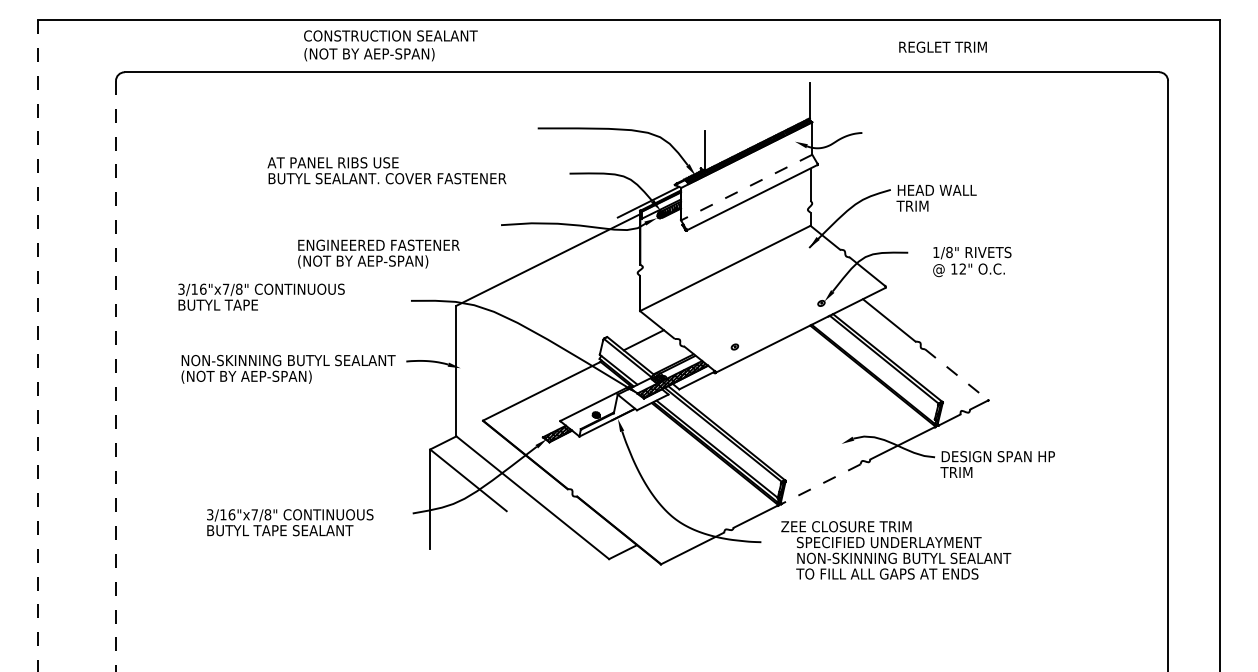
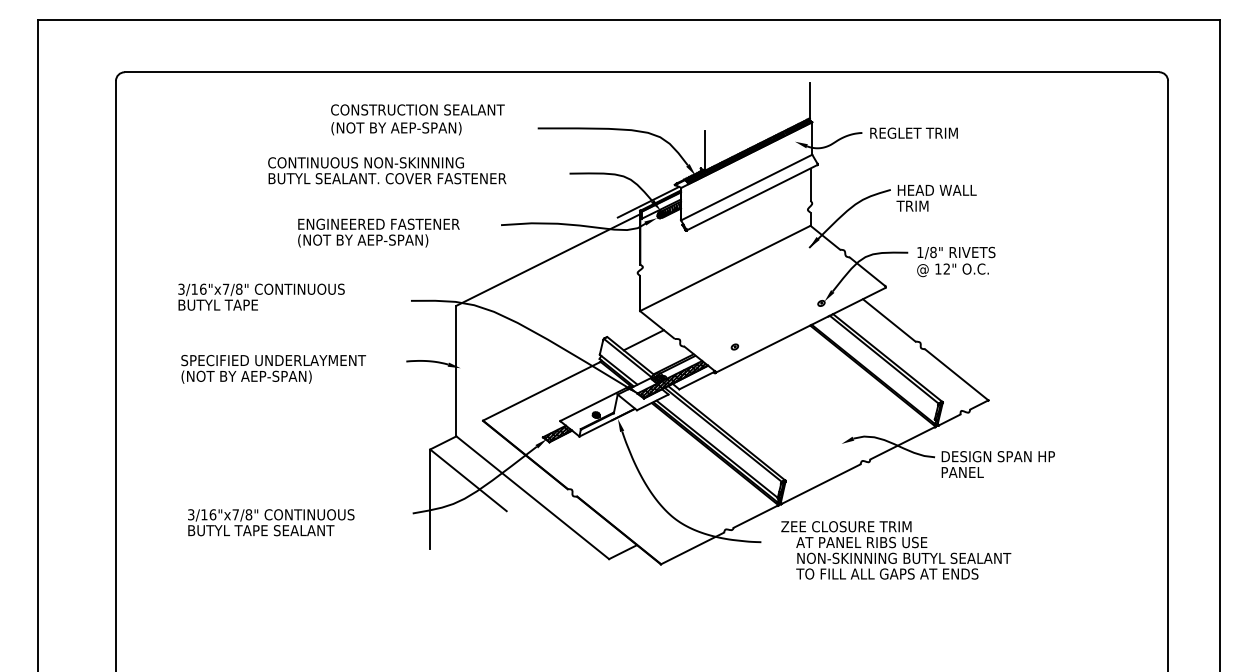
text position: (390, 45) -> (417, 119) (417, 119)
text position: (942, 46) -> (913, 132) (913, 132)
text: AT PANEL RIBS USE -> CONTINUOUS NON-SKINNING (365, 162)
line: dashed -> solid (746, 187)
text position: (378, 253) -> (378, 232) (378, 232)
text position: (972, 261) -> (956, 261) (956, 261)
line: dashed -> solid (37, 345)
text: NON-SKINNING BUTYL SEALANT -> SPECIFIED UNDERLAYMENT (288, 360)
line: dashed -> solid (956, 374)
line: dashed -> solid (115, 376)
text: TRIM -> PANEL (961, 472)
line: dashed -> solid (820, 484)
text position: (290, 522) -> (271, 522) (271, 522)
text: SPECIFIED UNDERLAYMENT -> AT PANEL RIBS USE (888, 542)
